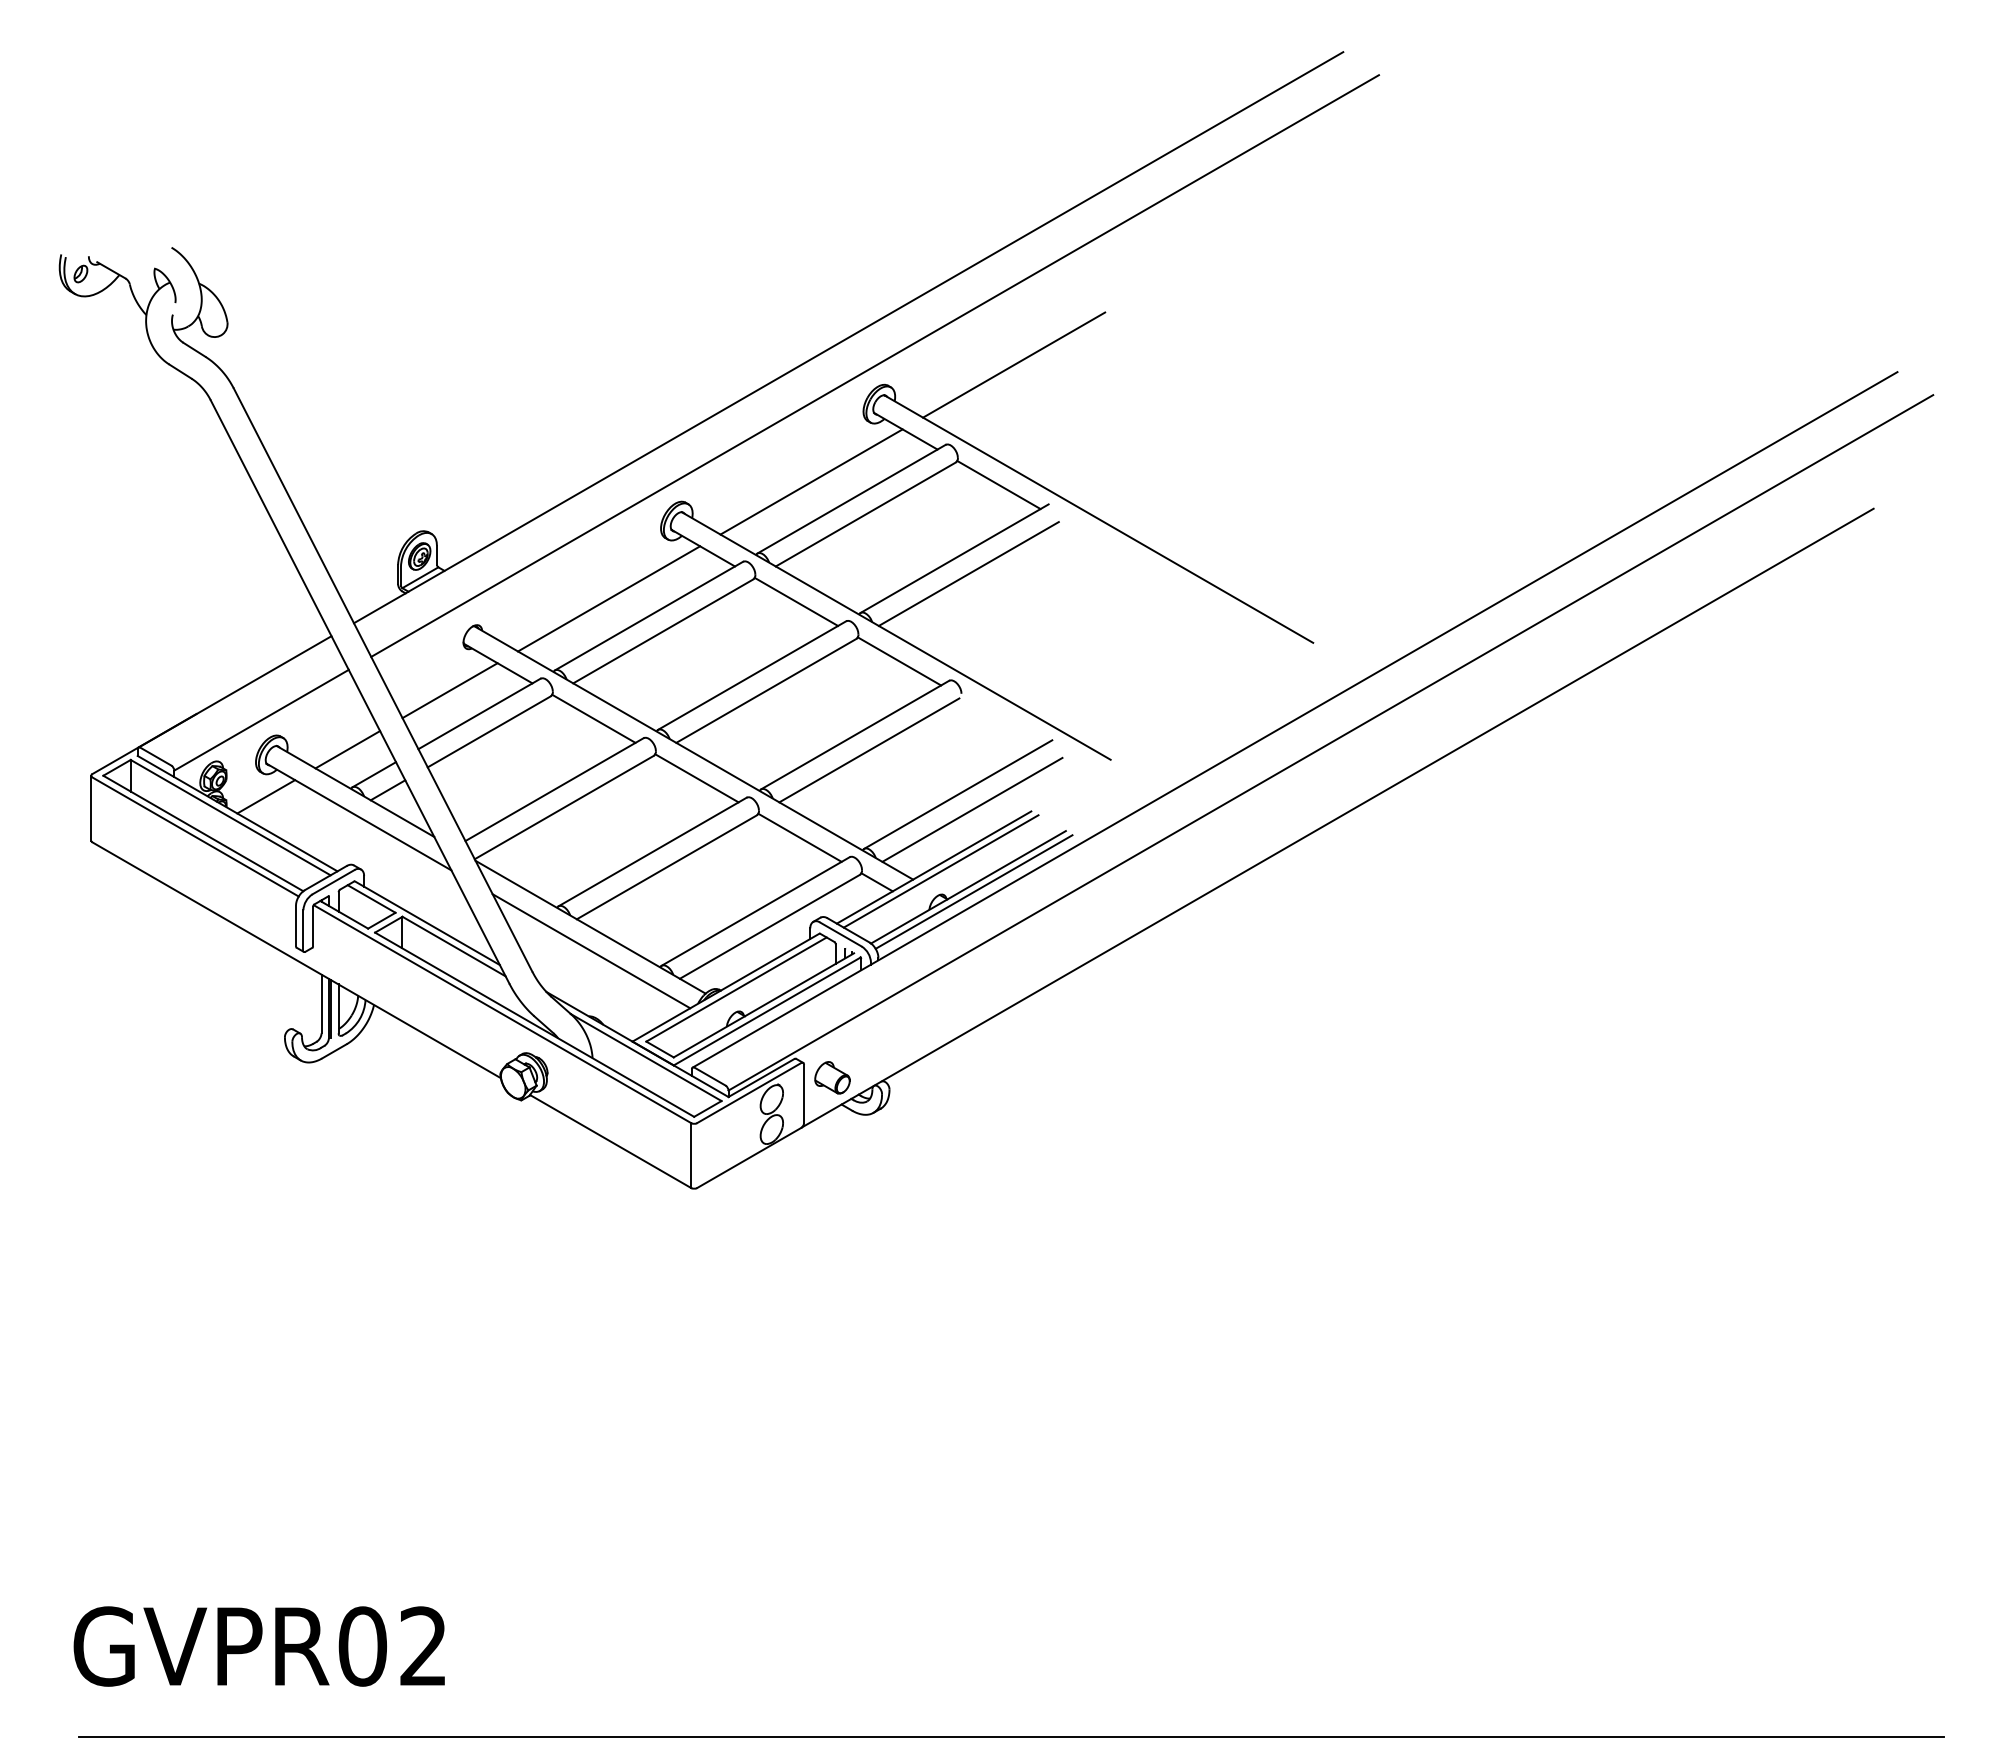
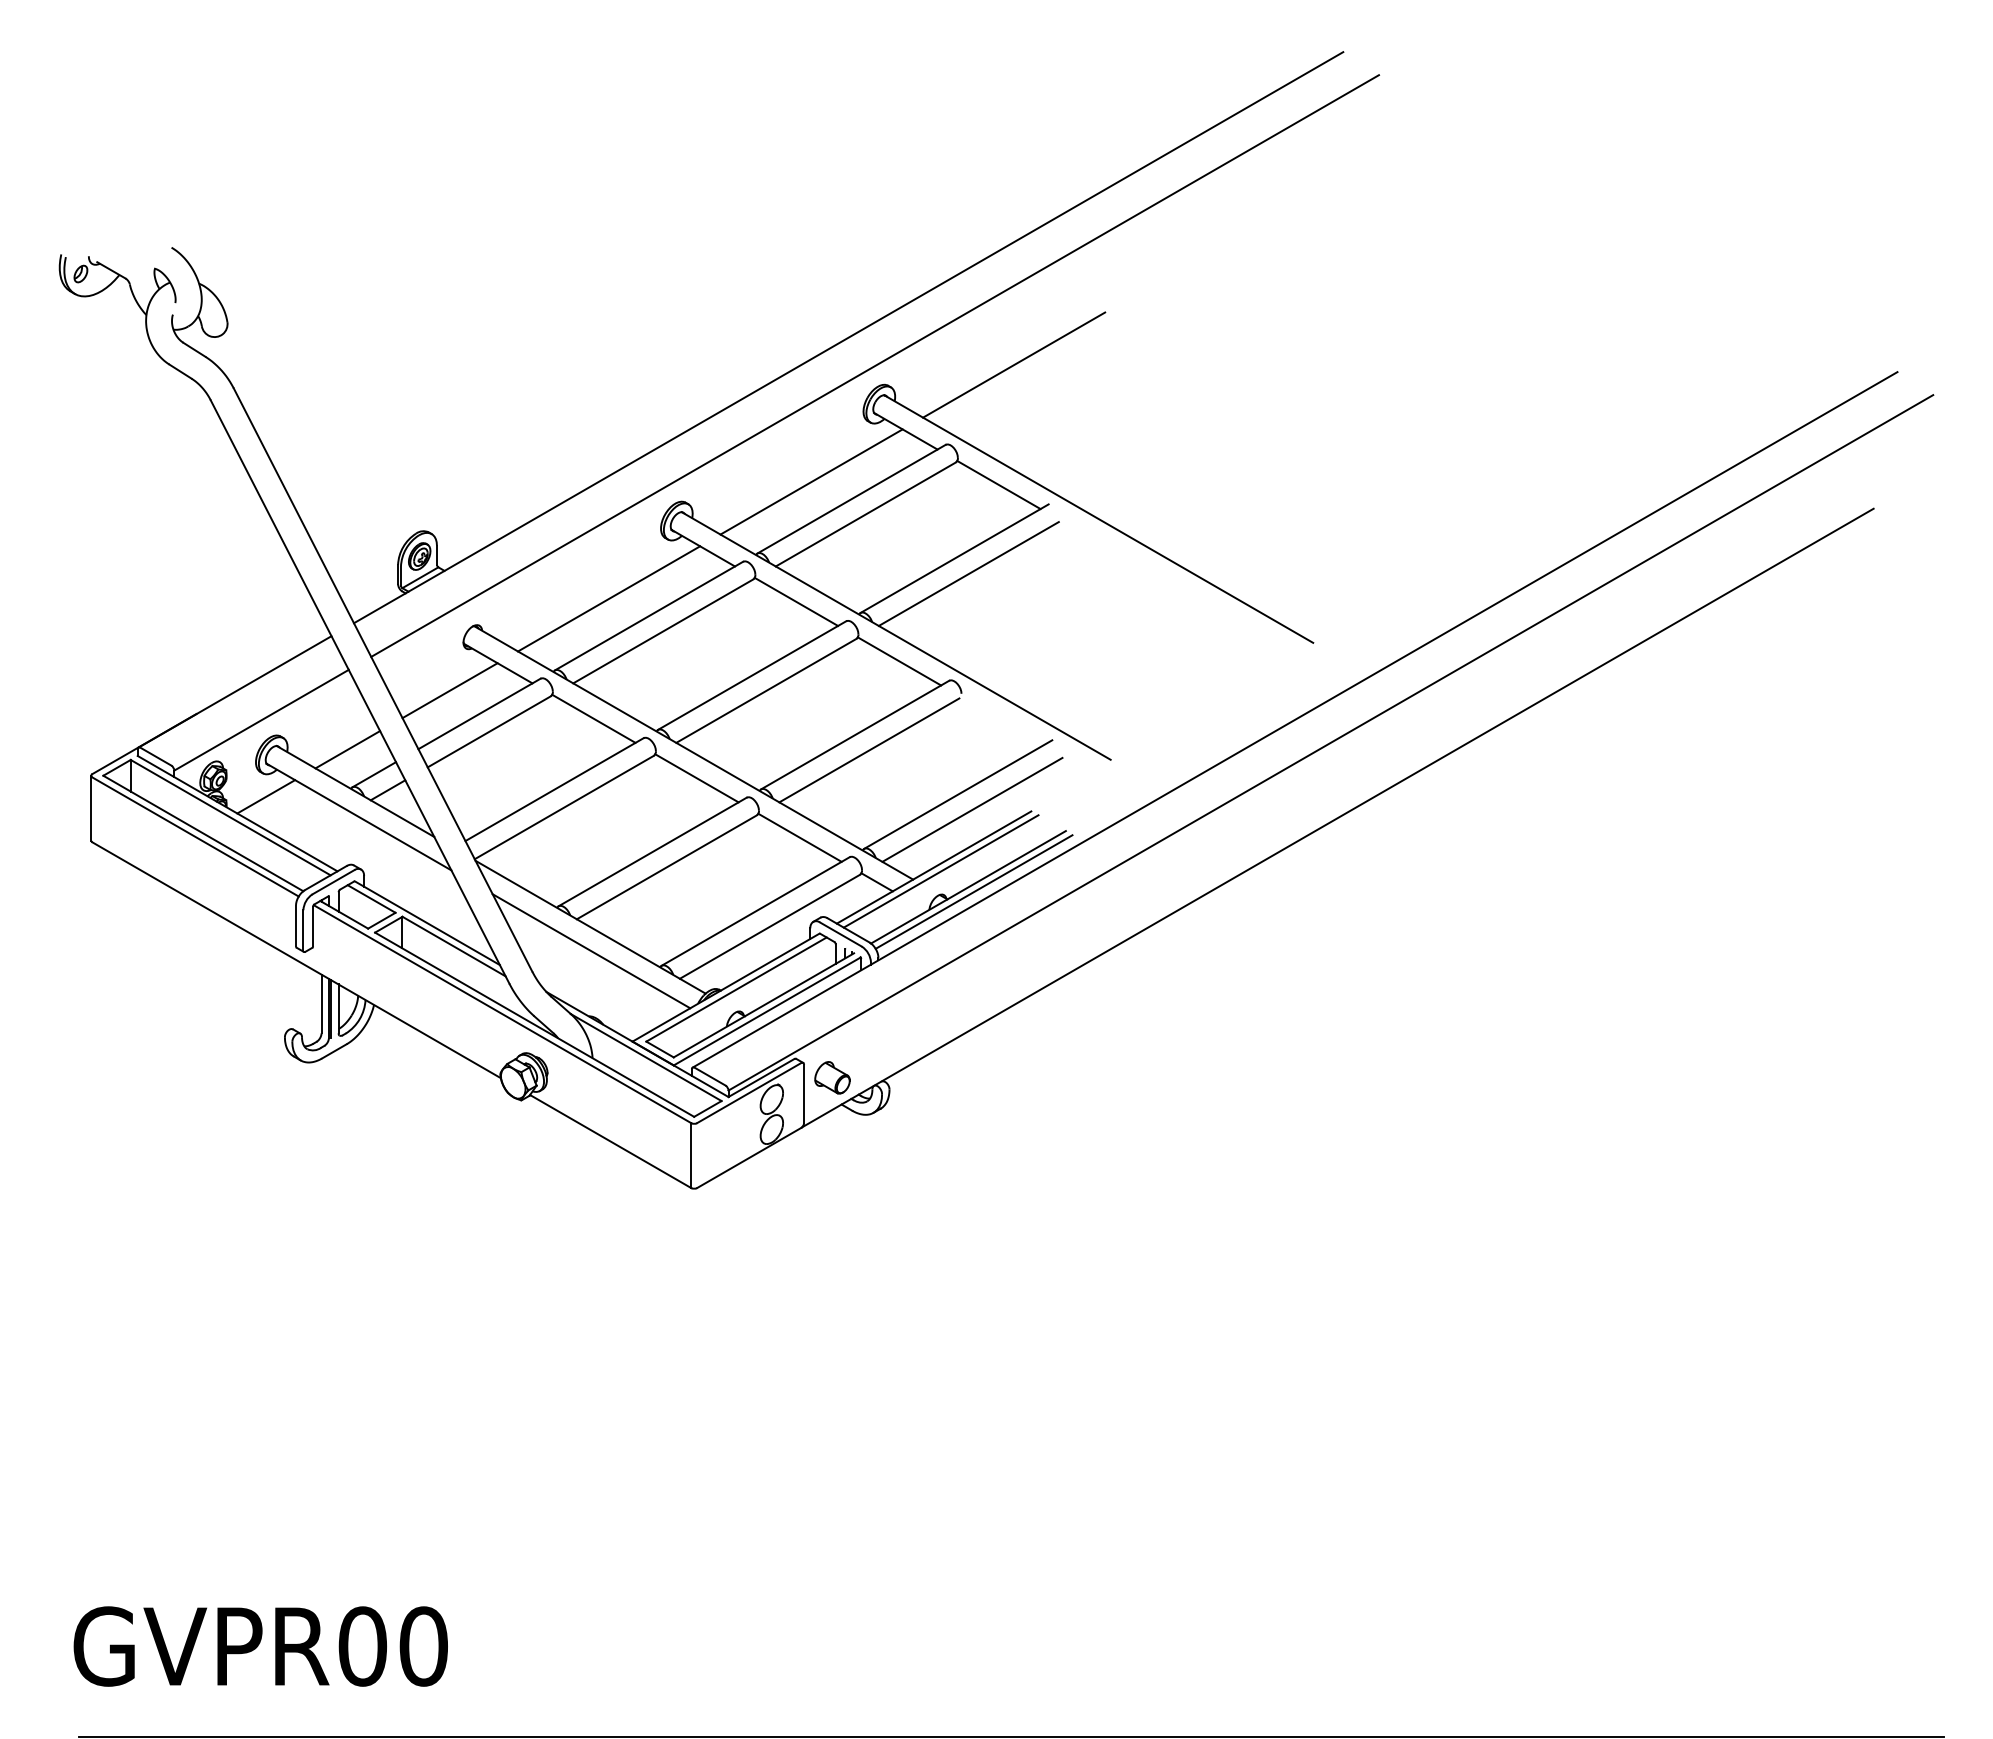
text: GVPR02 -> GVPR00 (423, 1646)
